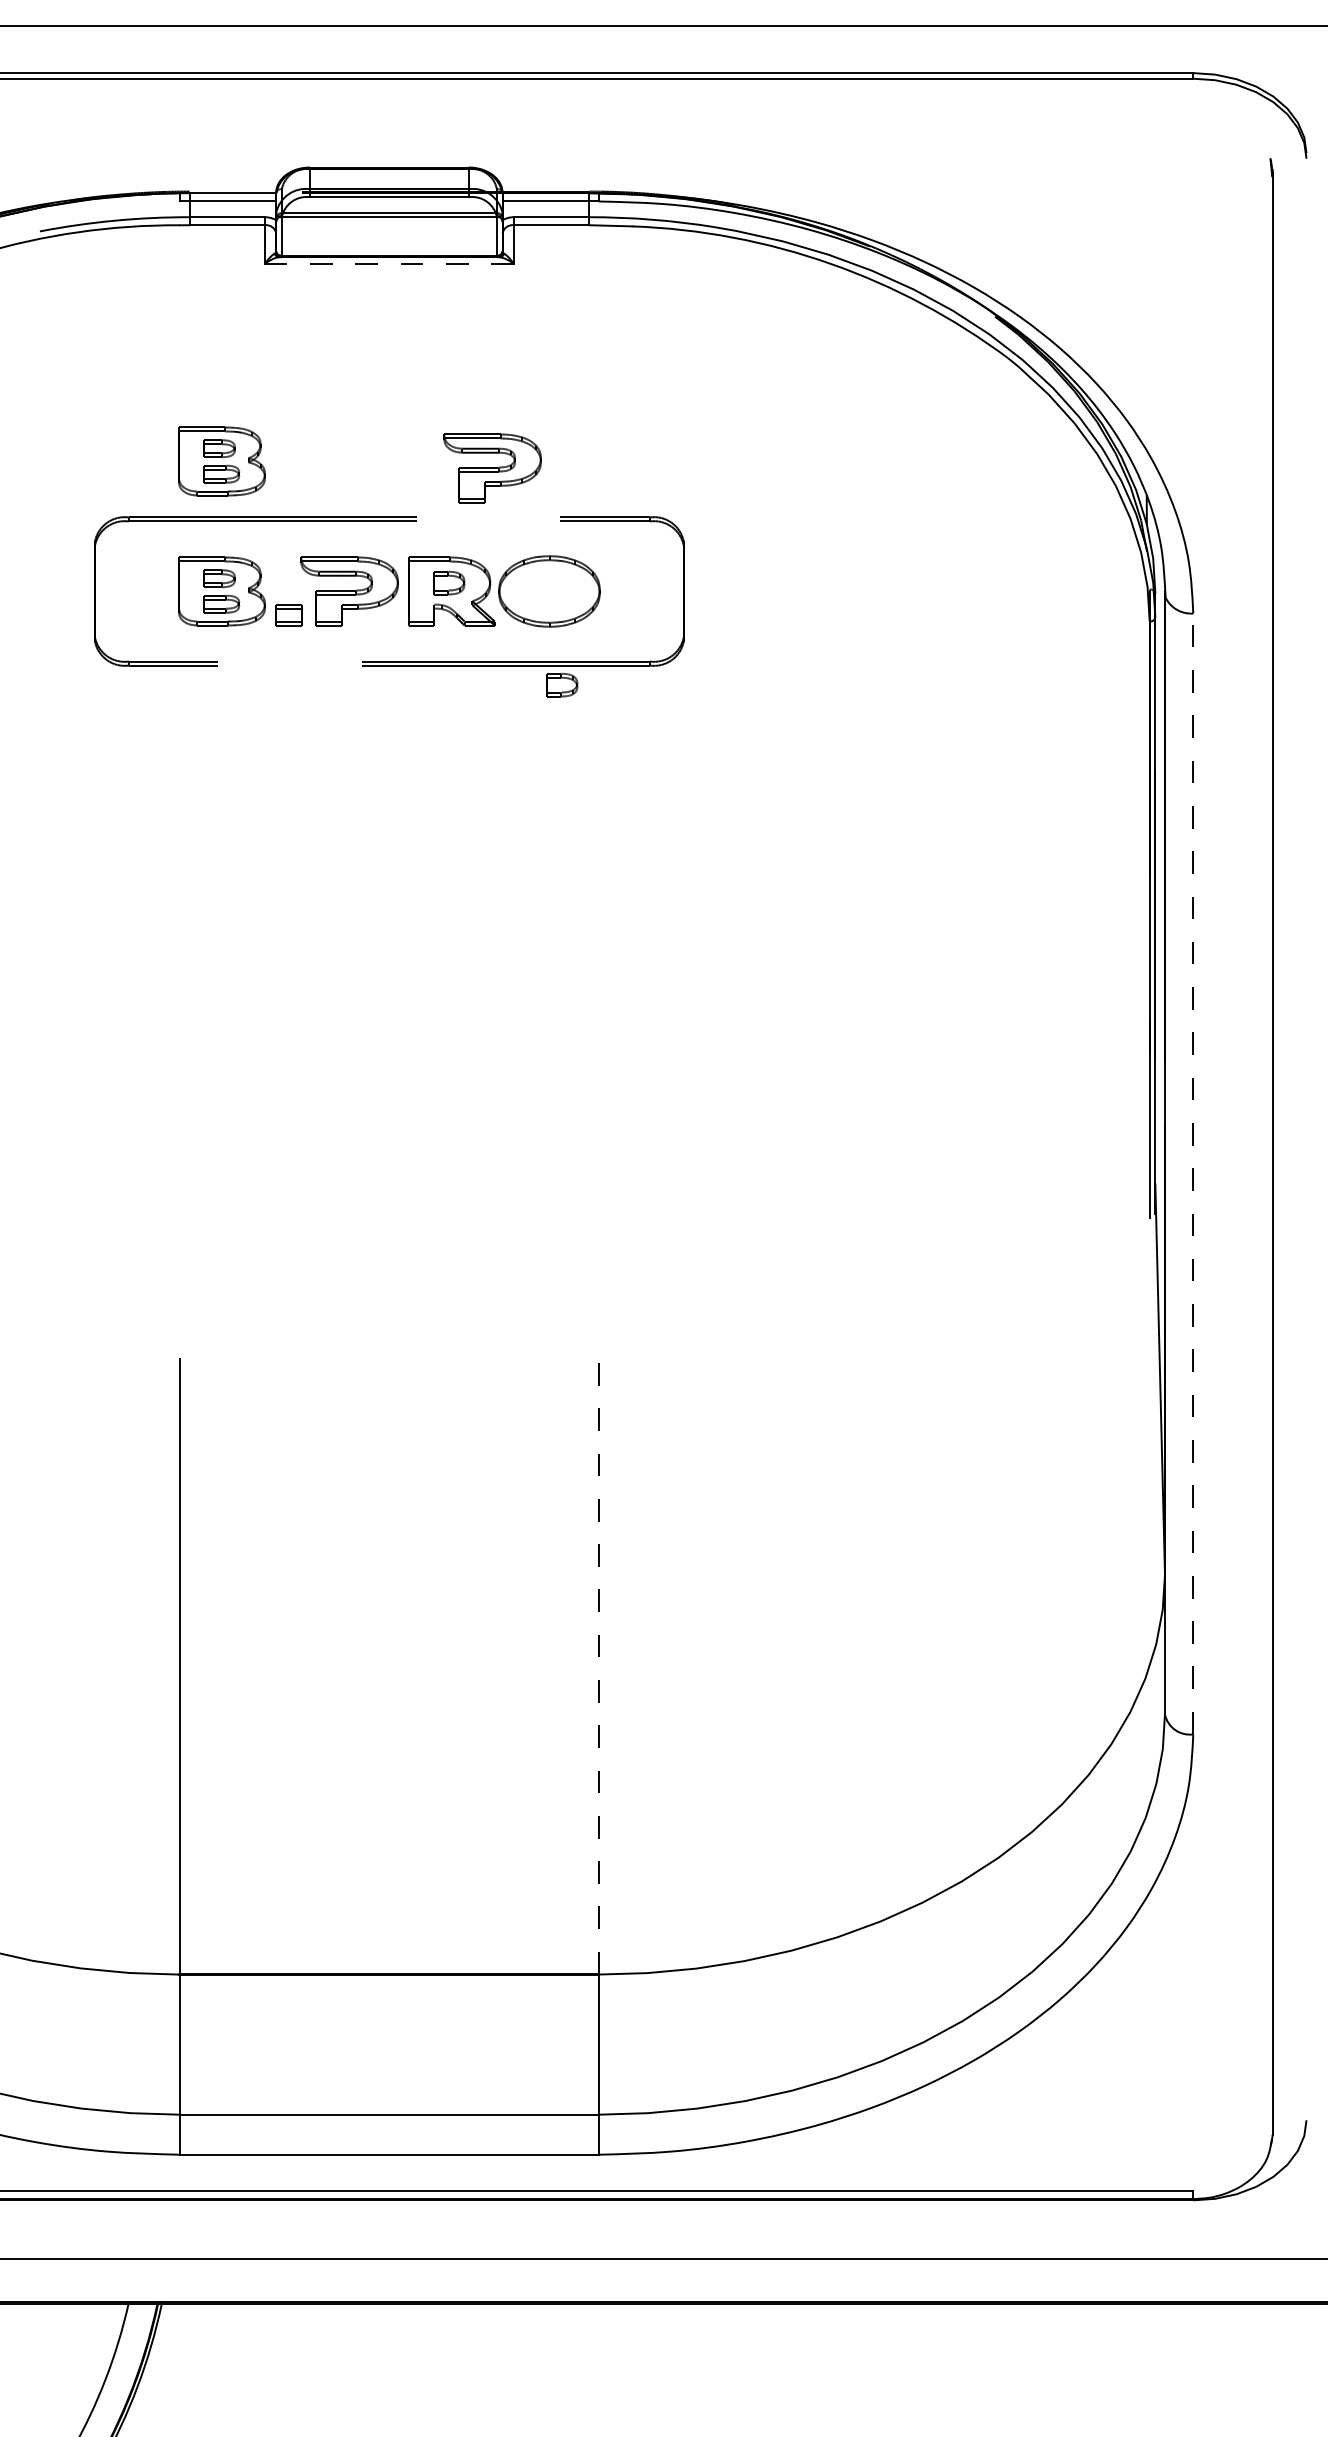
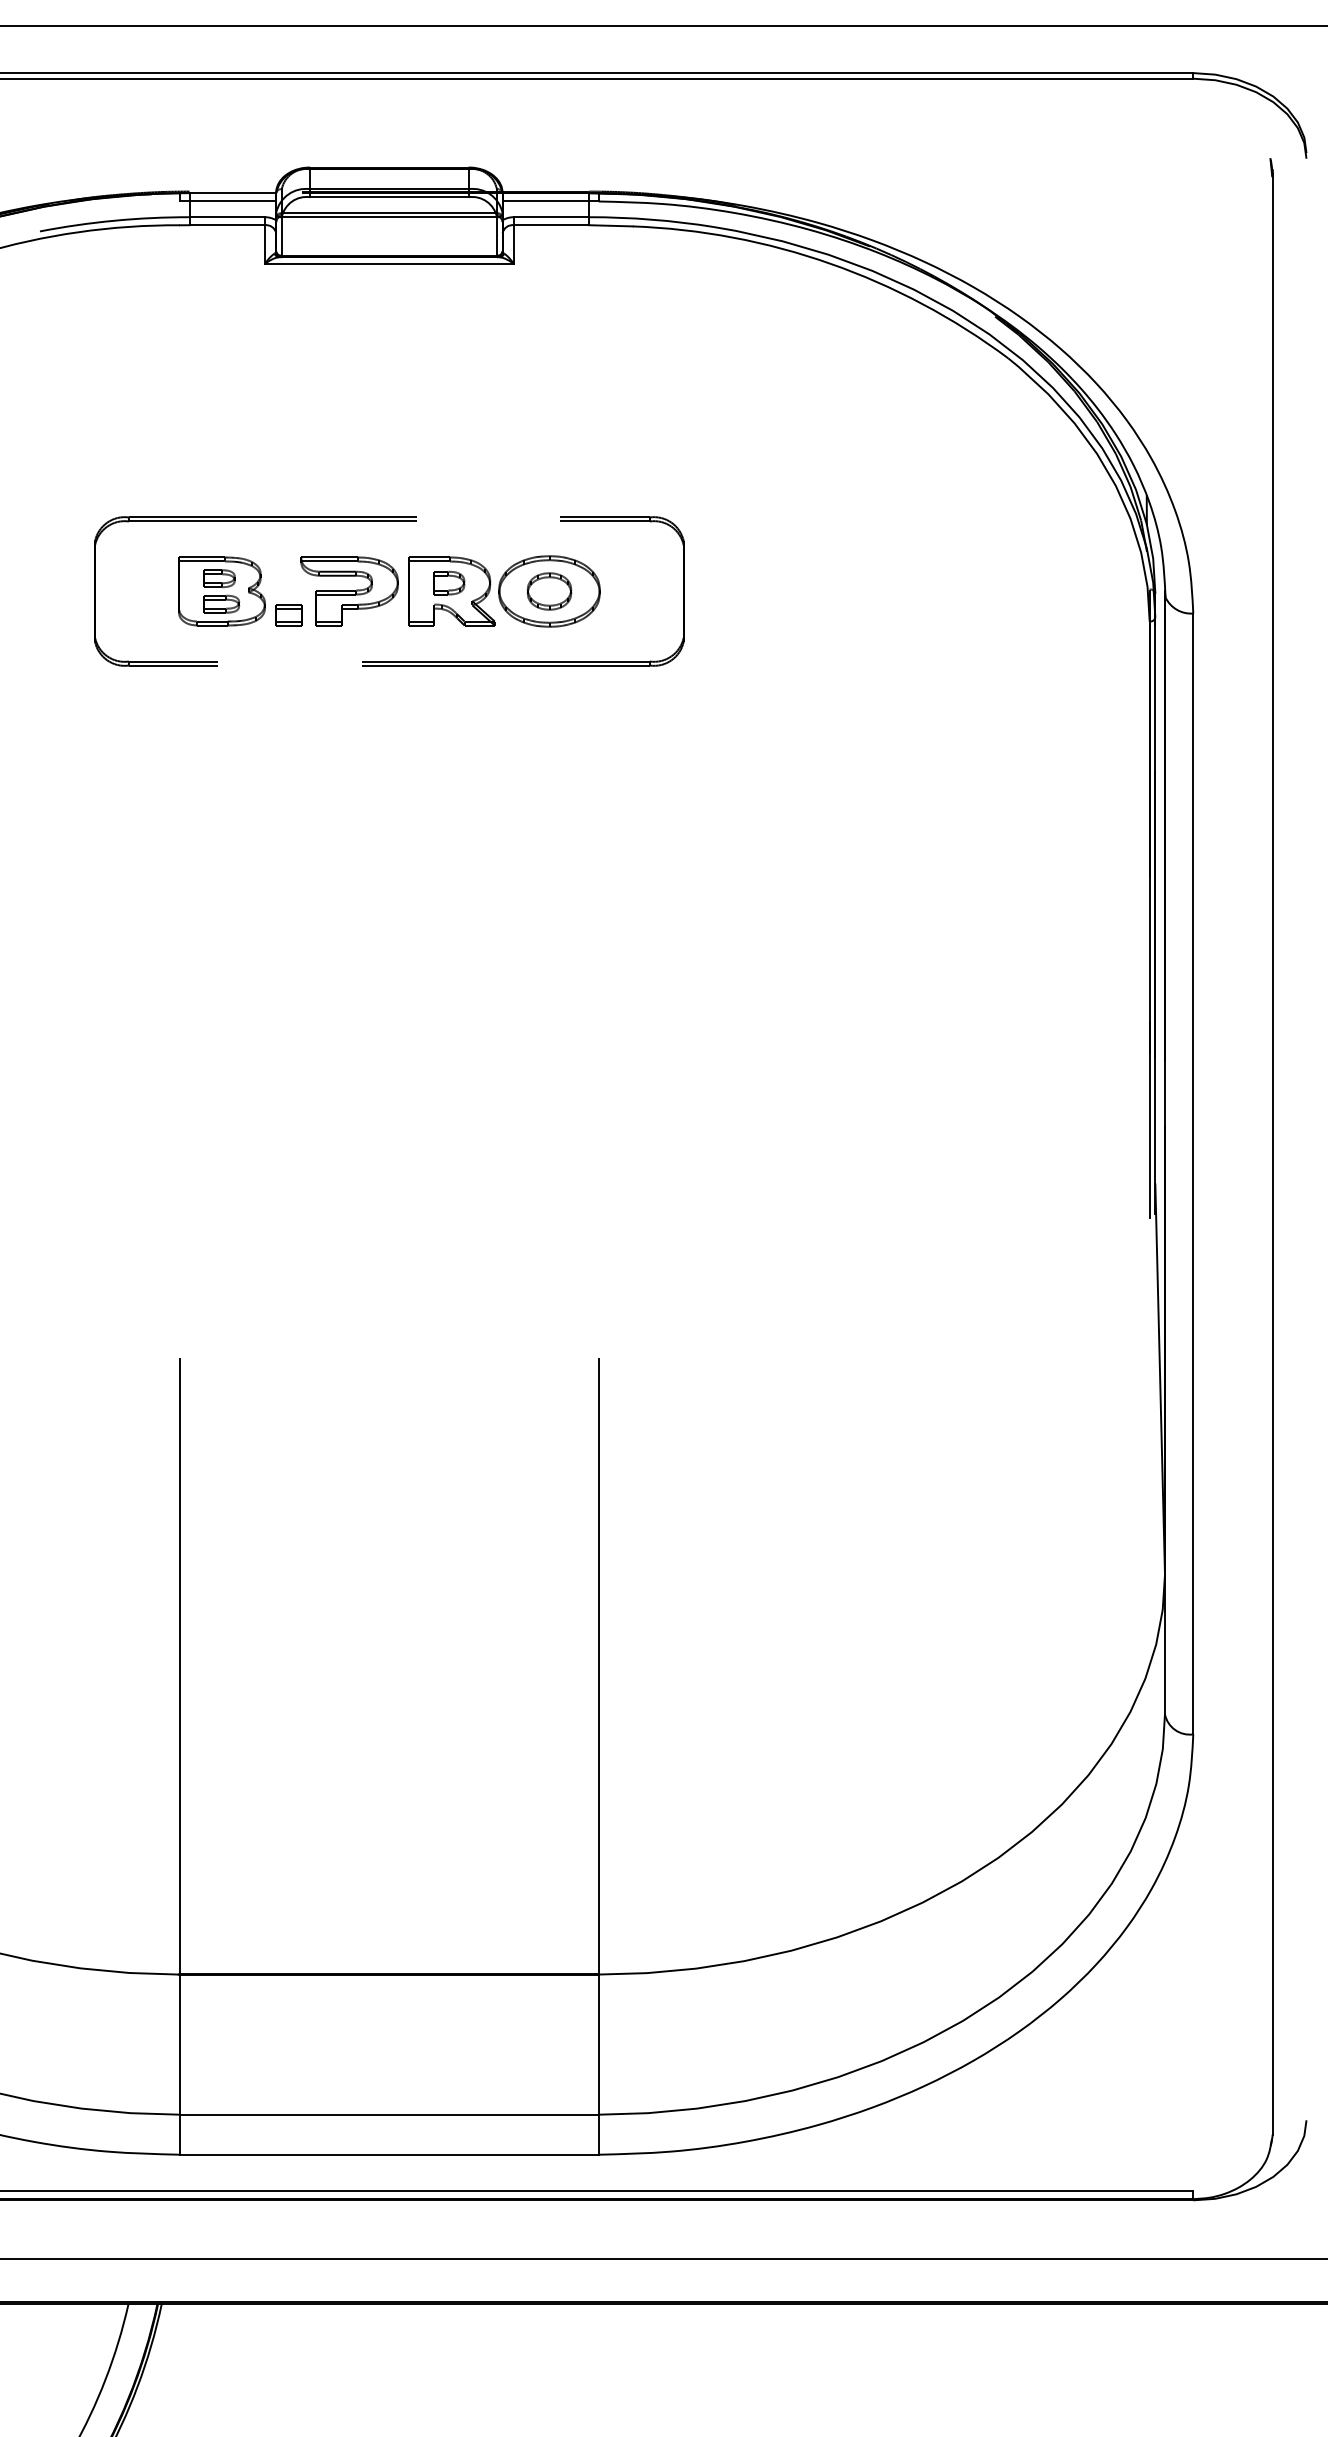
line: dashed -> solid (389, 263)
part: present -> none (221, 461)
part: present -> none (492, 468)
part: none -> present (549, 591)
part: present -> none (562, 684)
line: dashed -> solid (1193, 1173)
line: dashed -> solid (598, 1666)
